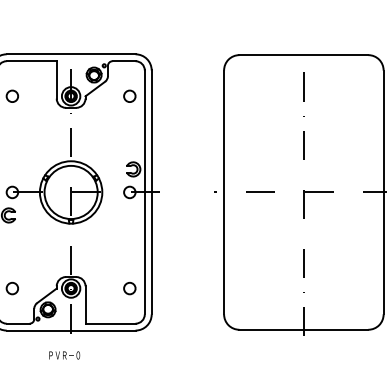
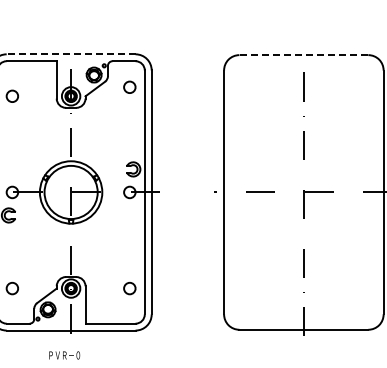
line: solid -> dashed (70, 54)
line: solid -> dashed (303, 55)
circle position: (129, 95) -> (129, 86) (129, 86)
